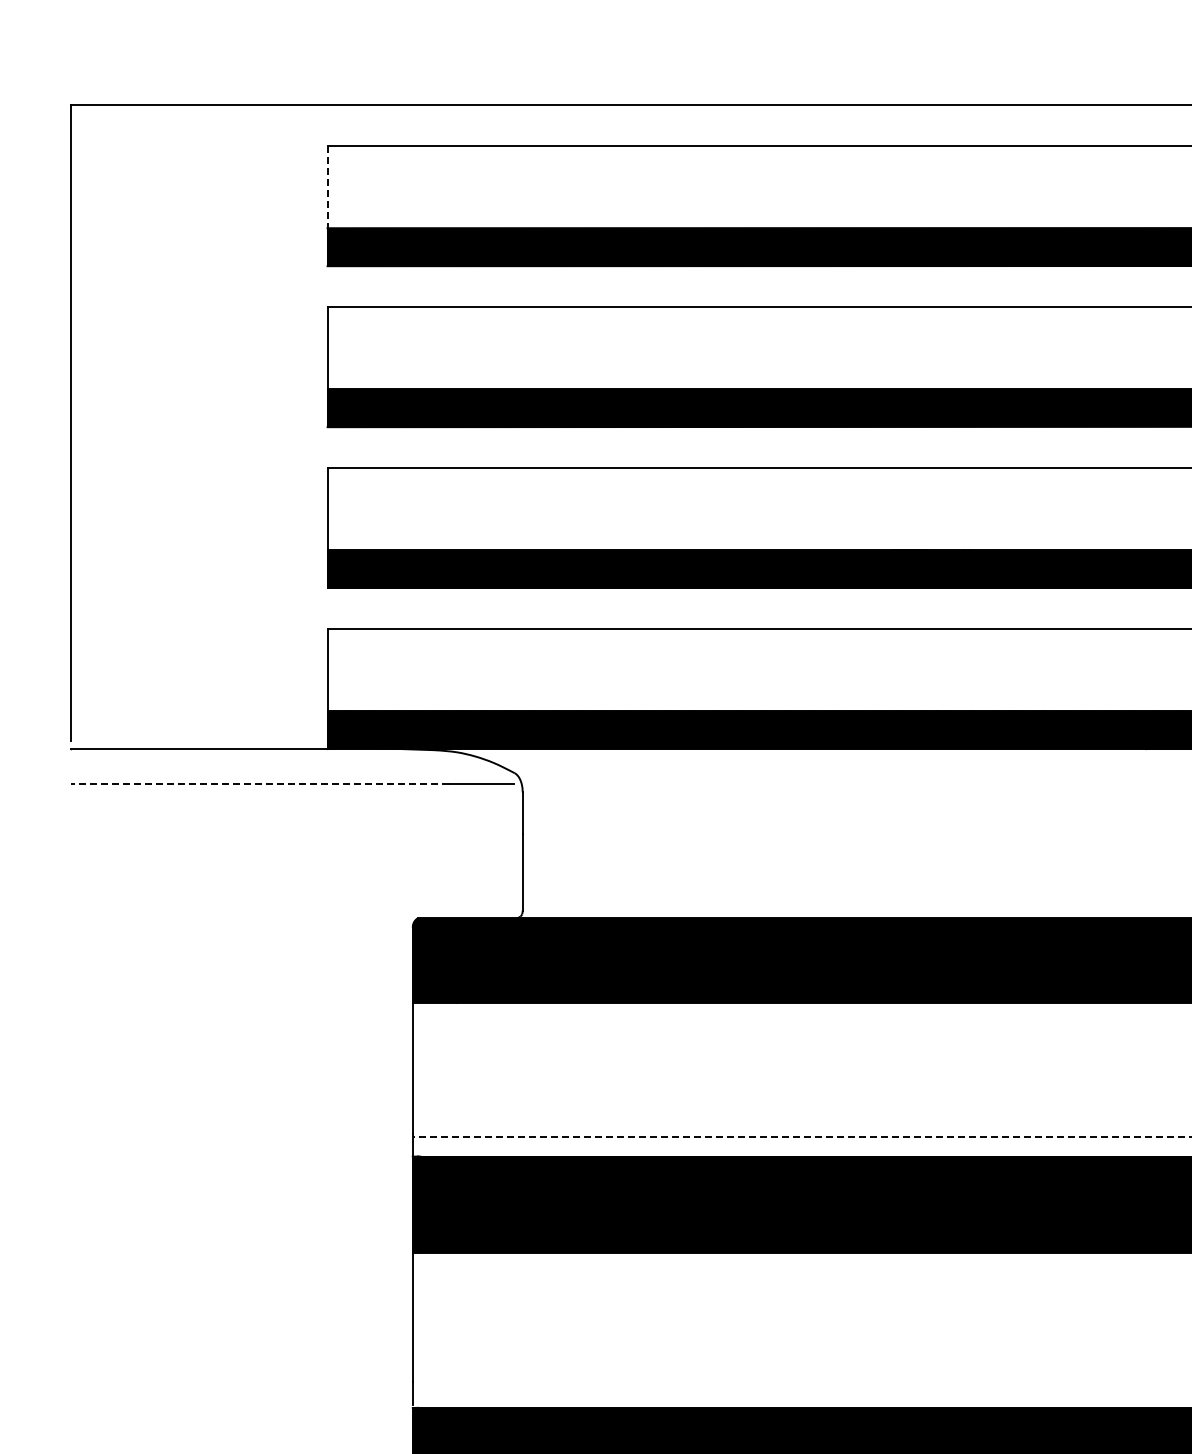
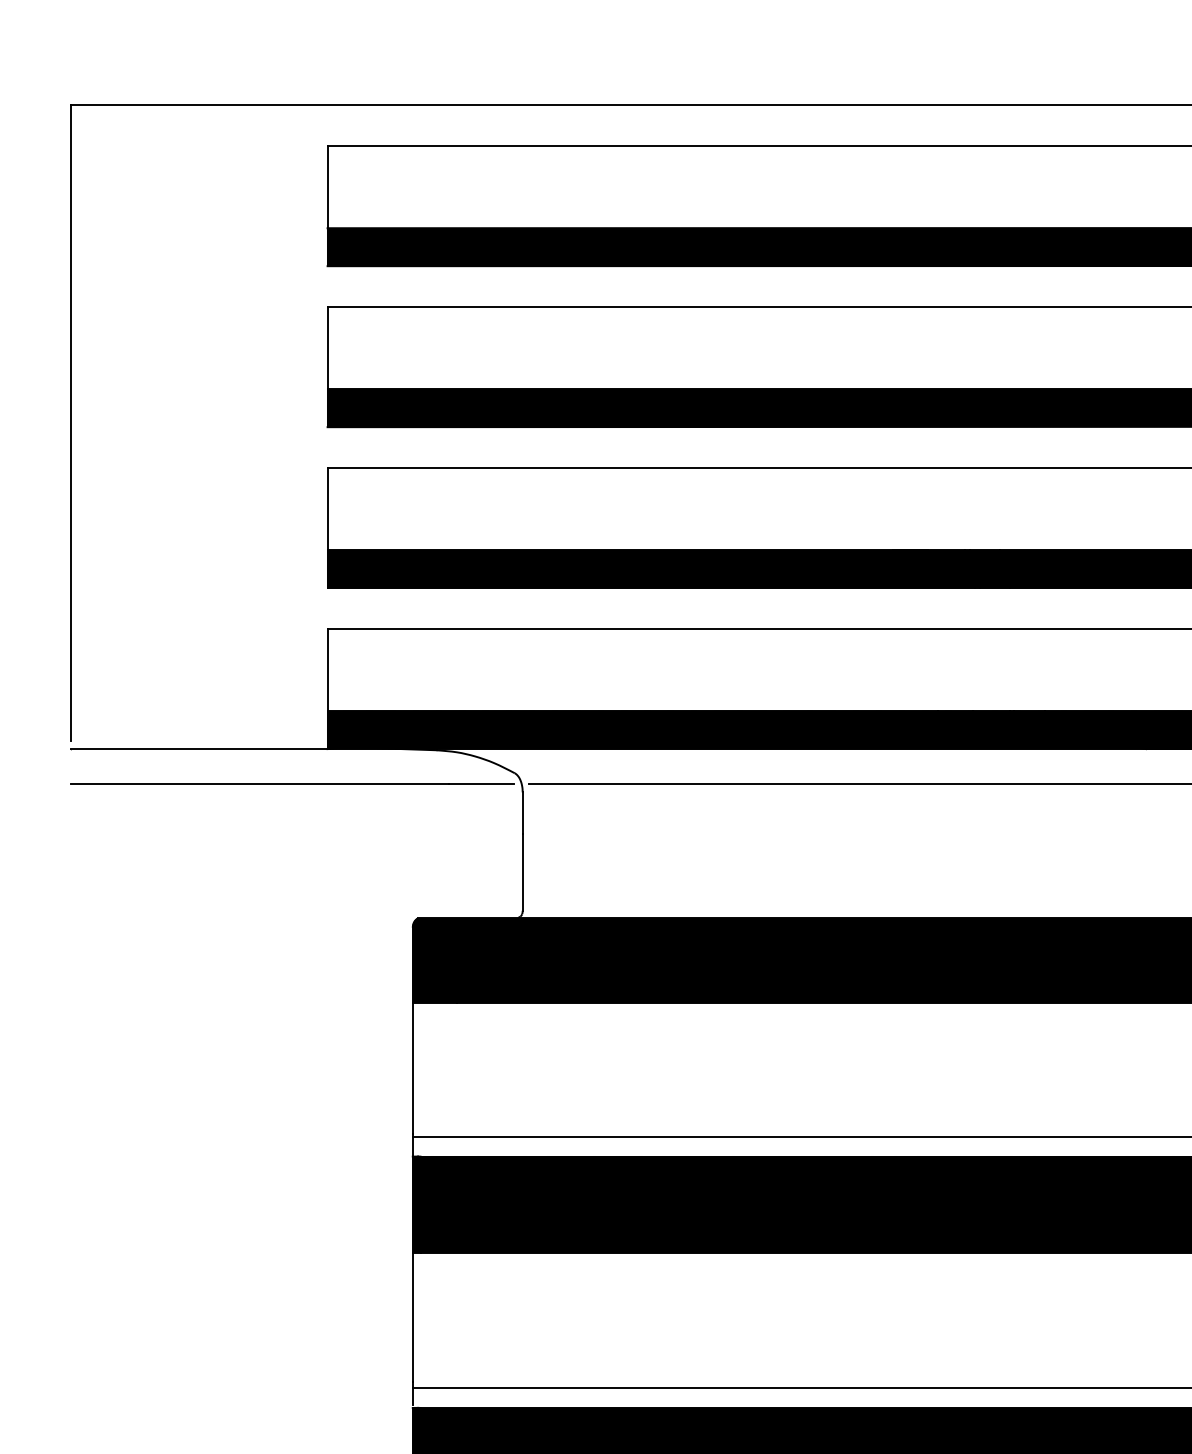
line: dashed -> solid (327, 187)
line: dashed -> solid (260, 784)
line: none -> present (858, 784)
line: dashed -> solid (801, 1136)
line: none -> present (800, 1387)
